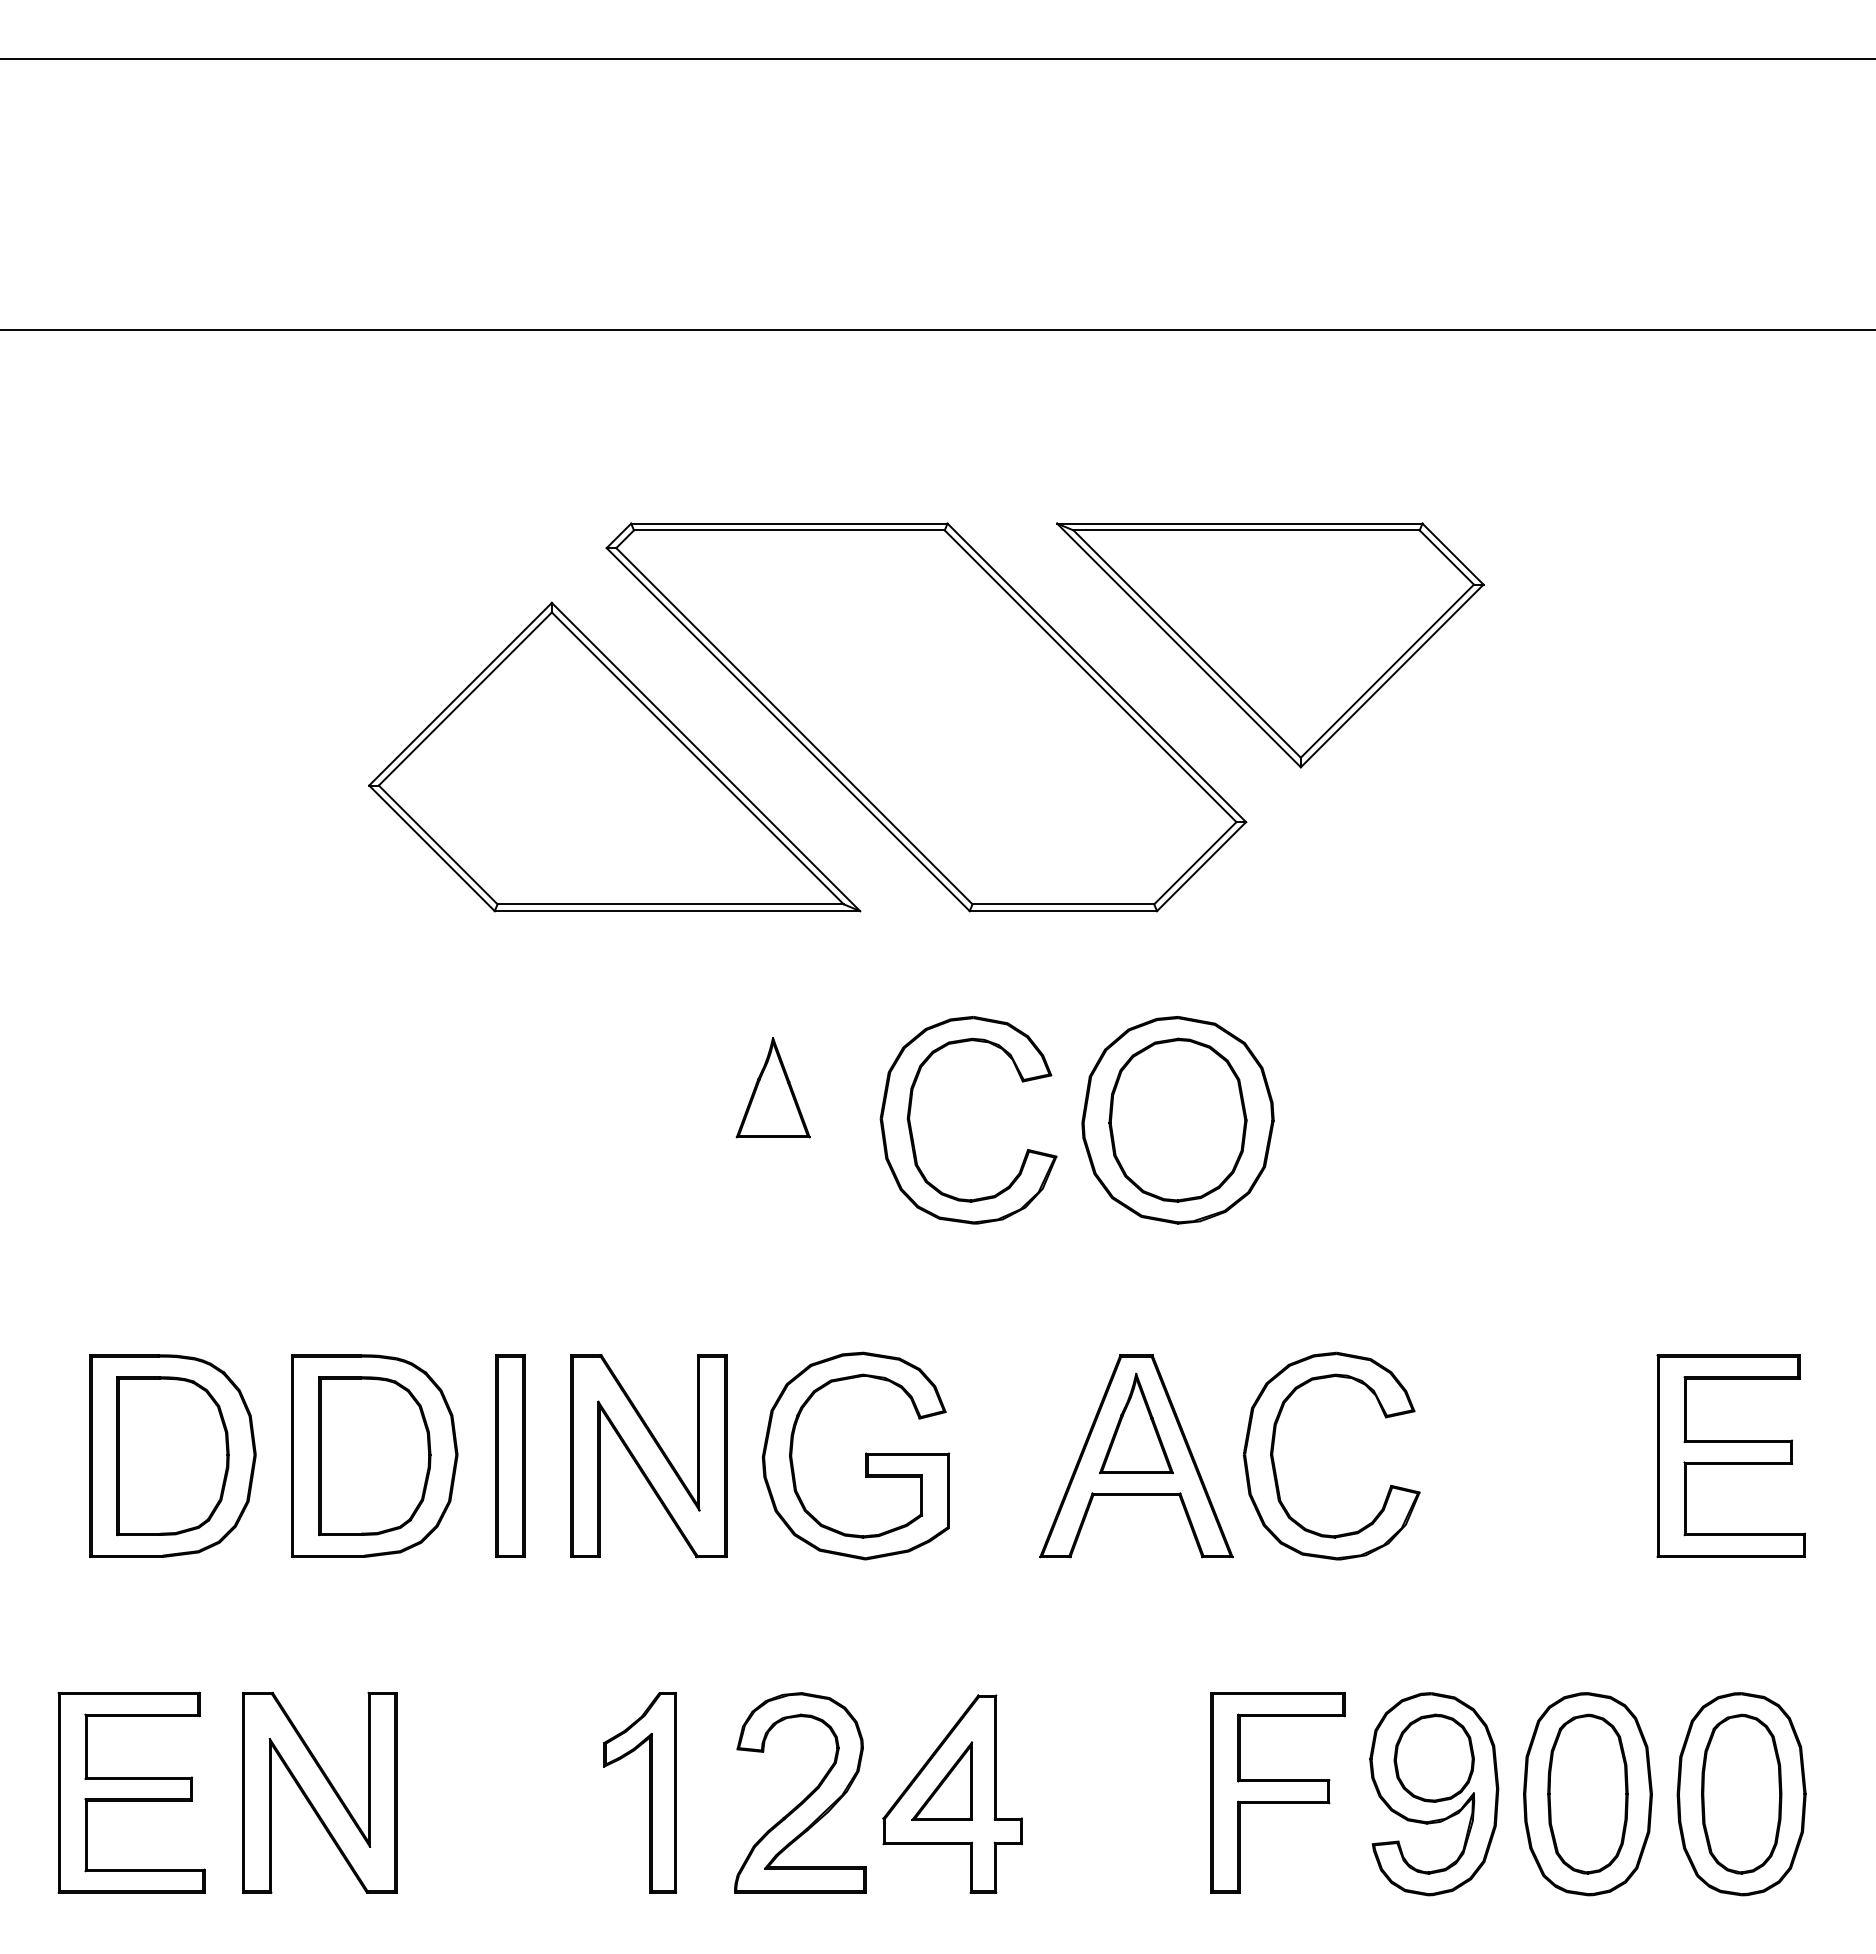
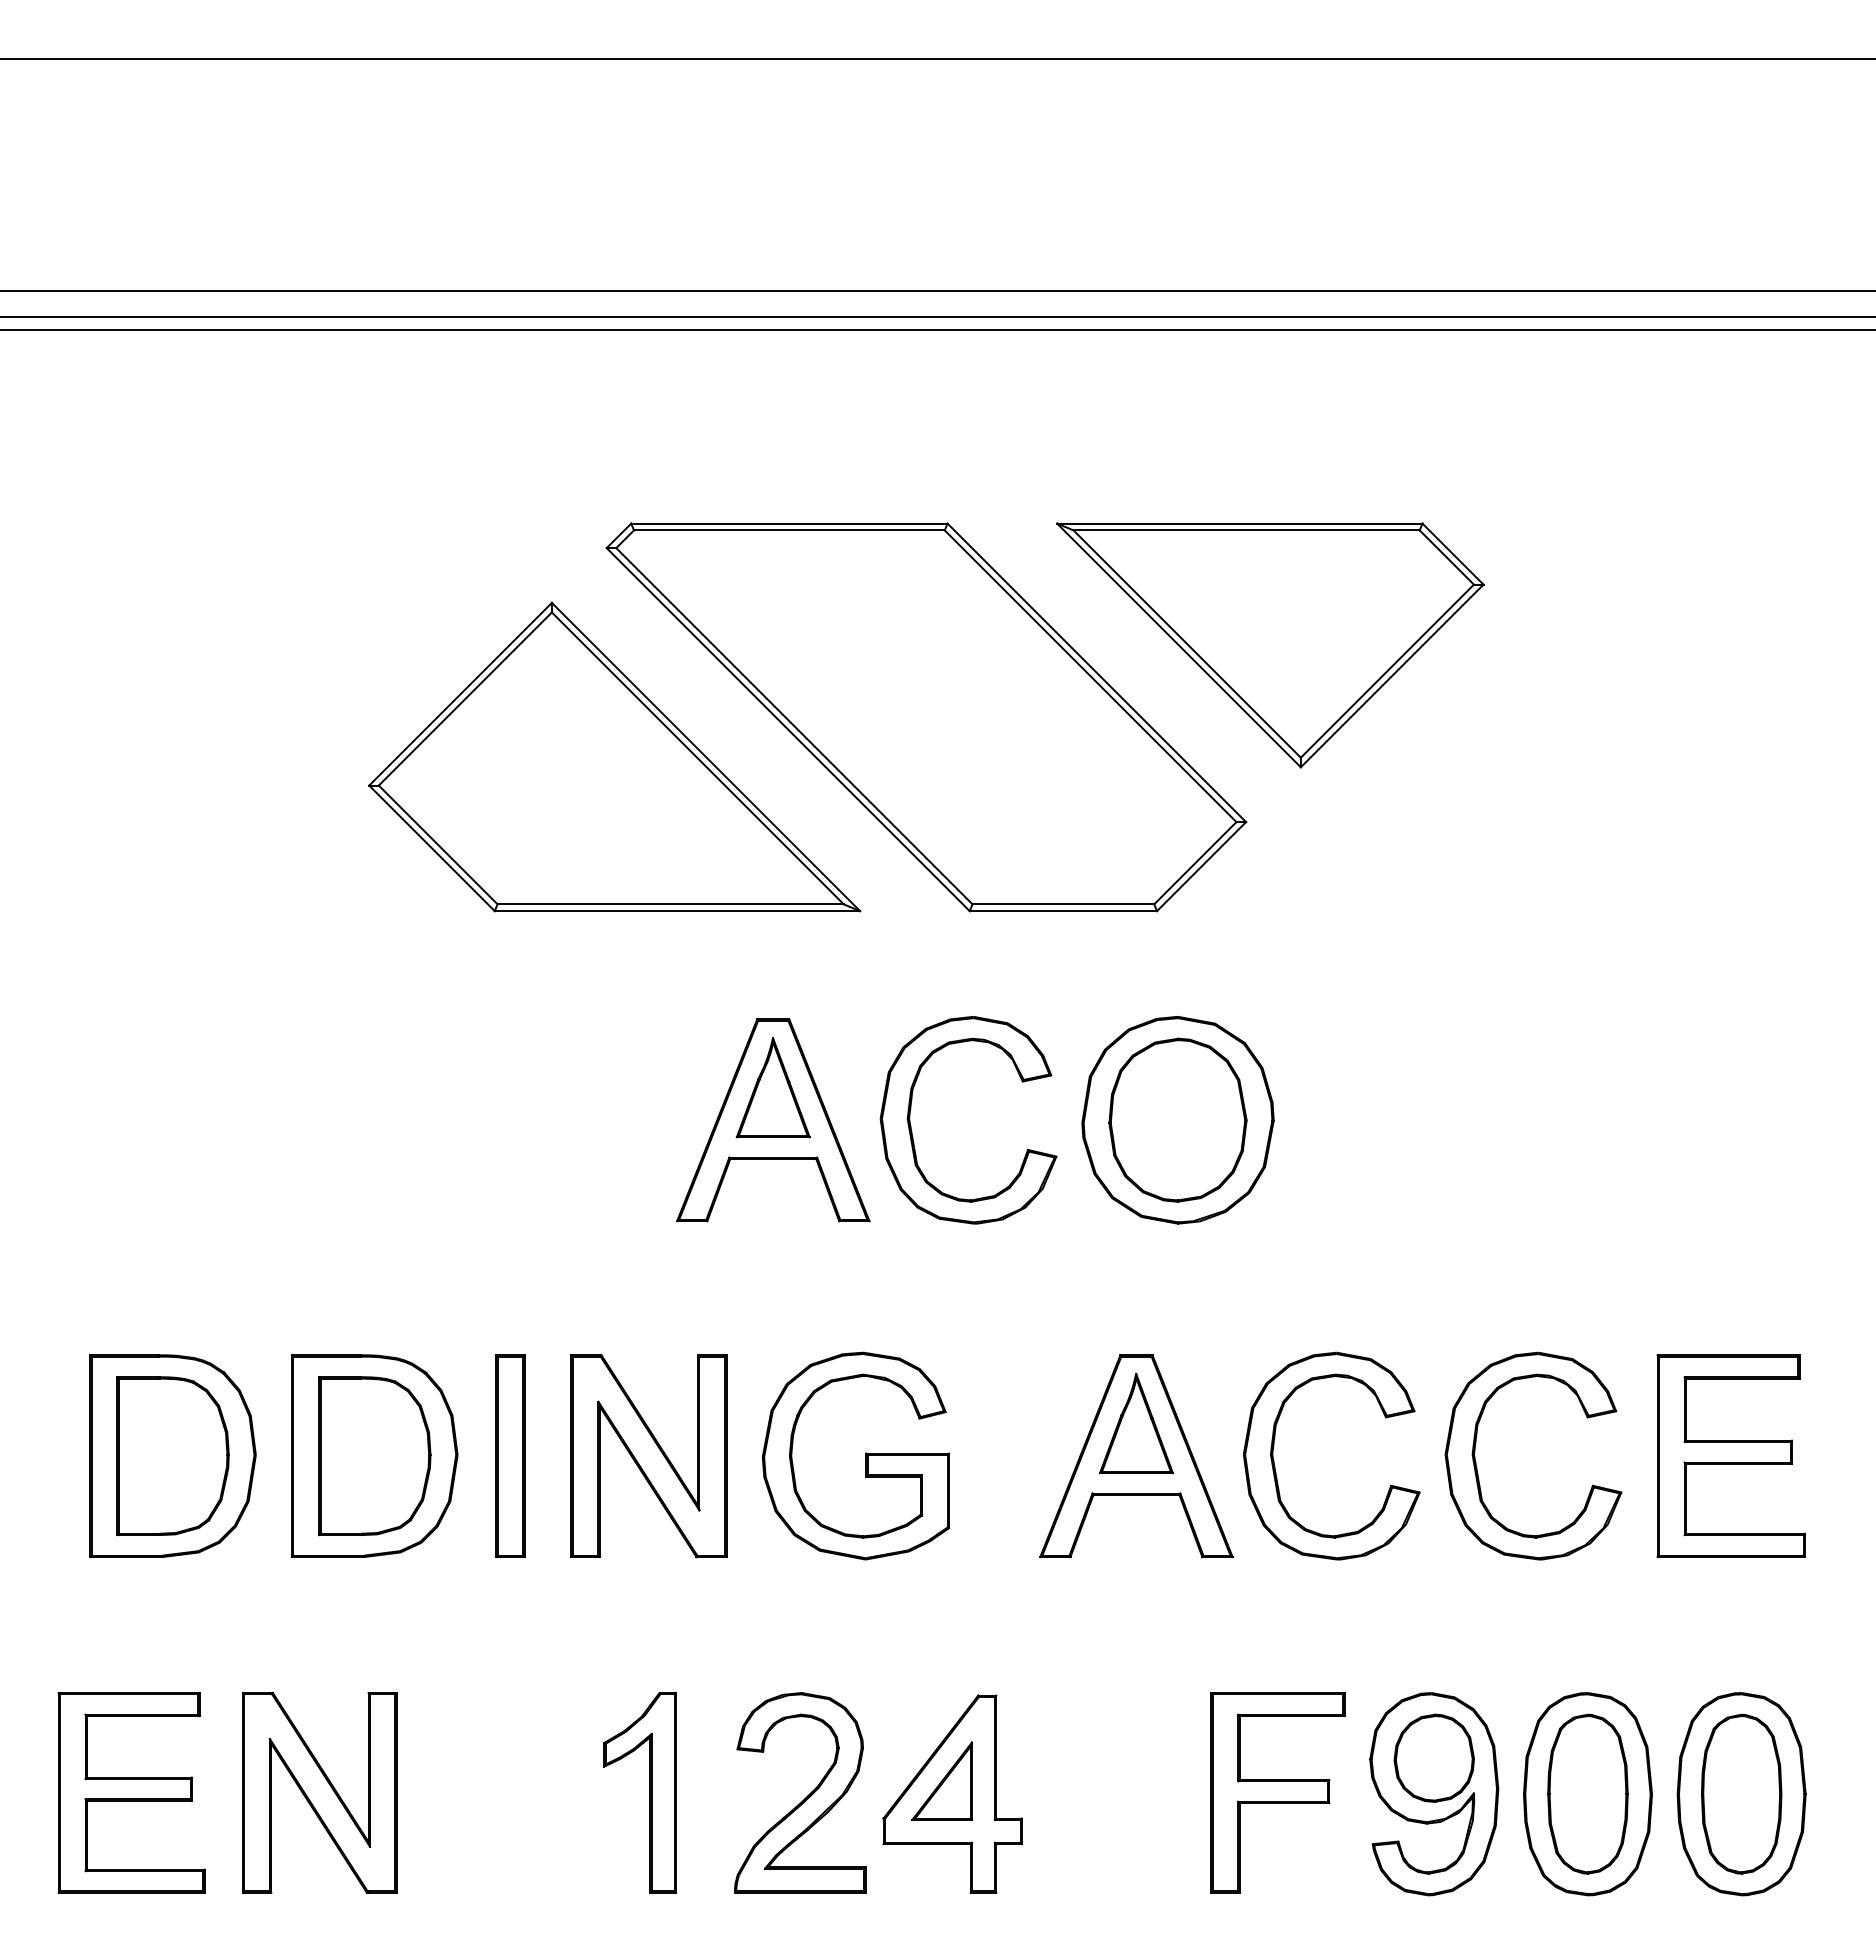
line: none -> present (937, 291)
line: none -> present (937, 316)
part: none -> present (773, 1120)
part: none -> present (1477, 1467)
